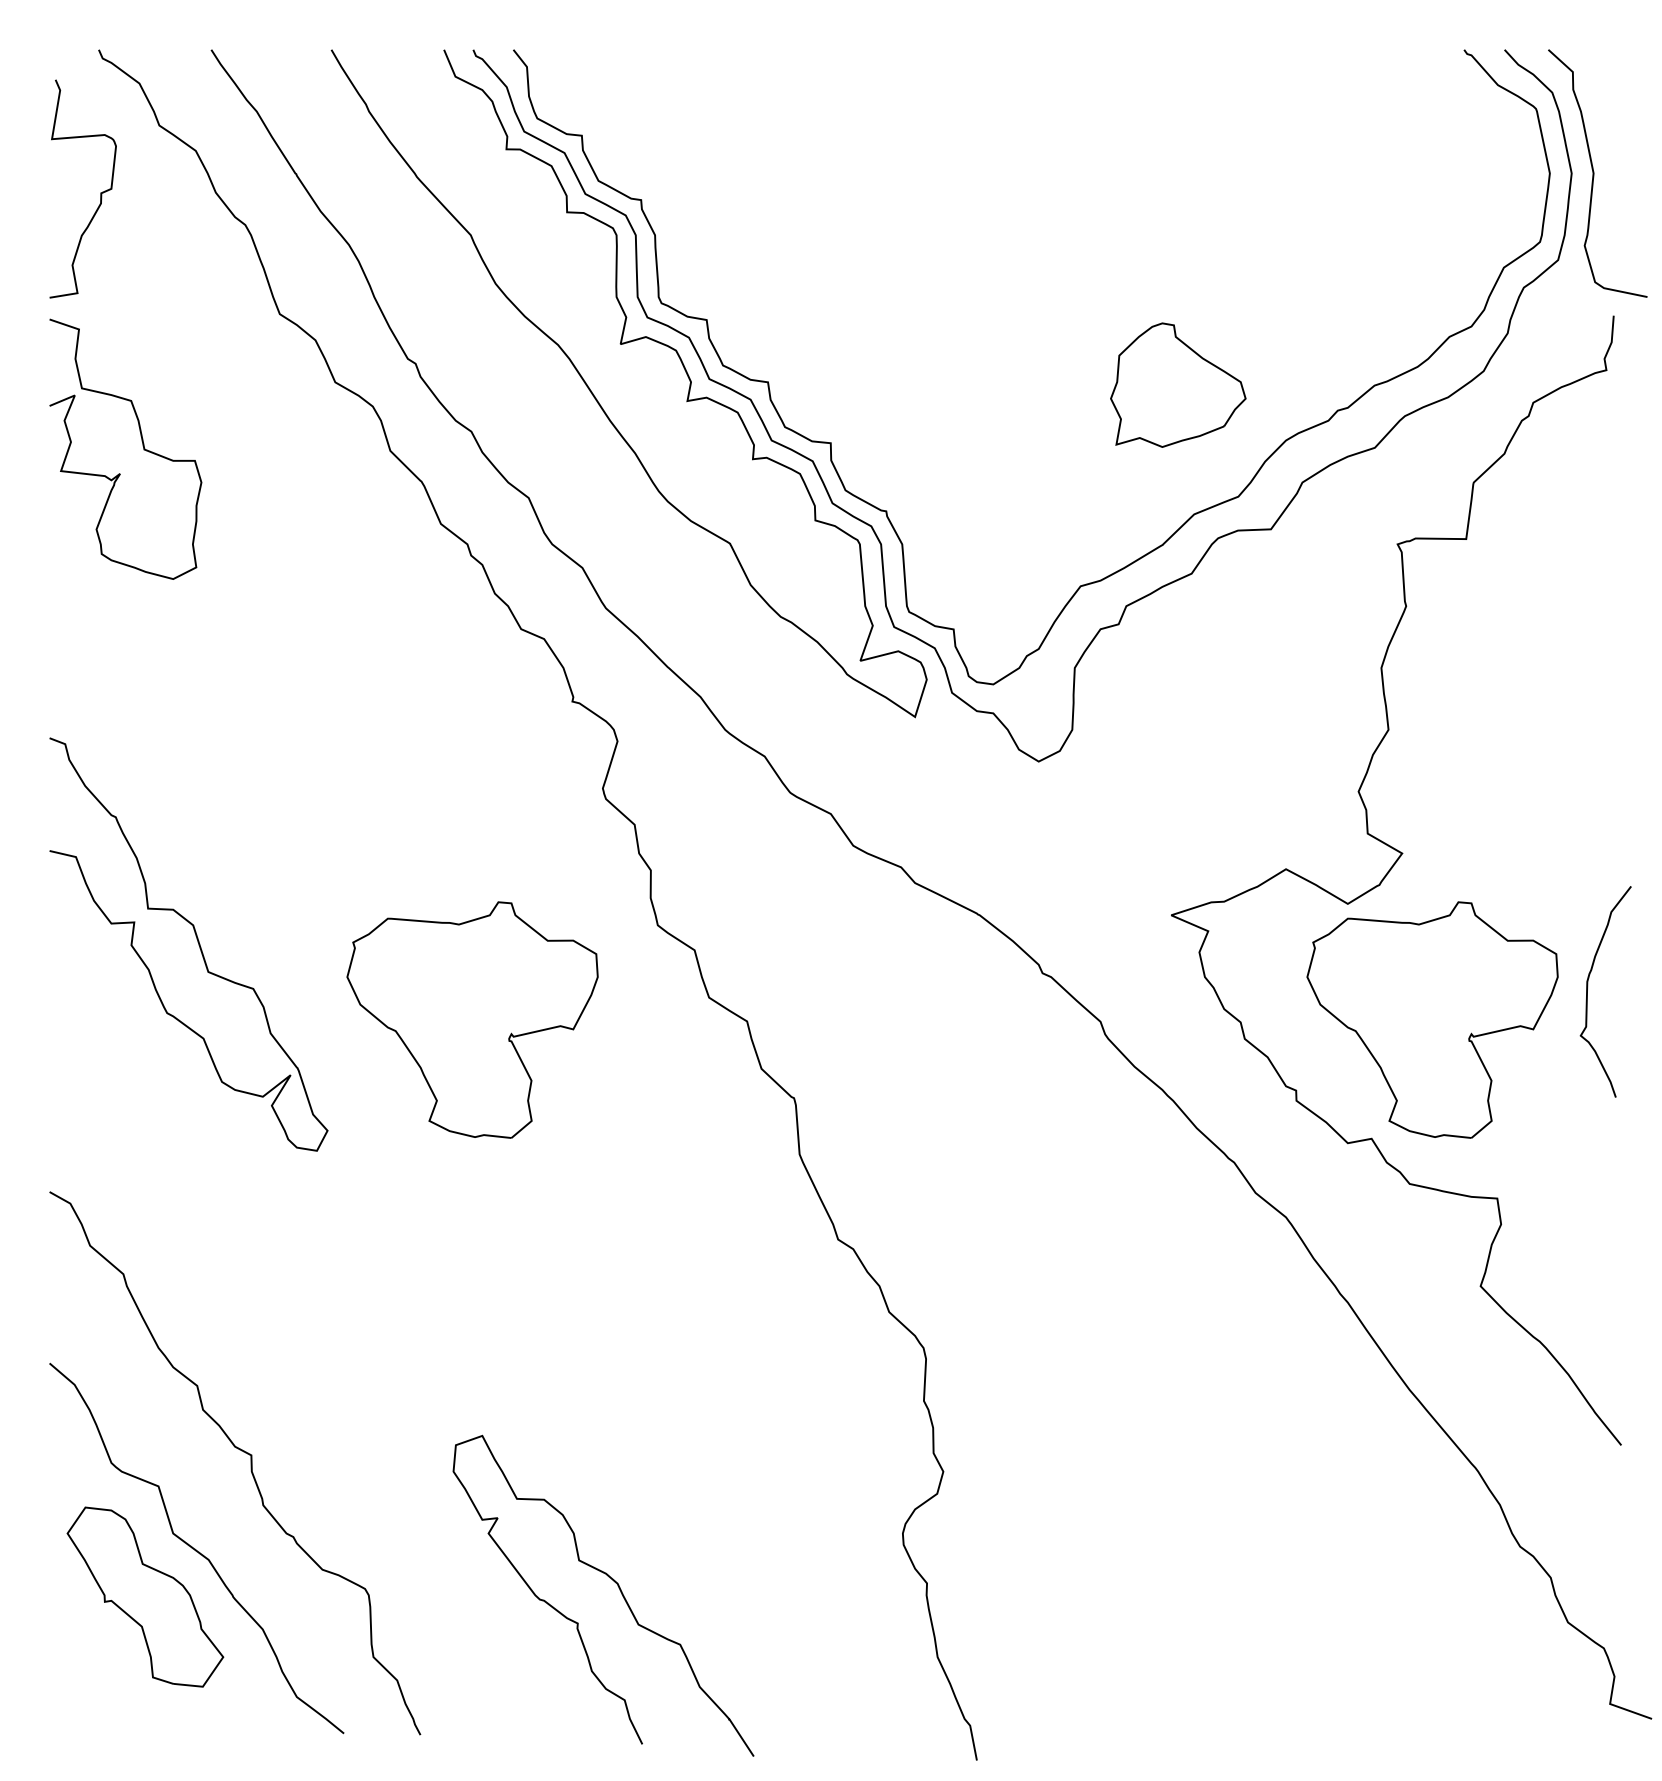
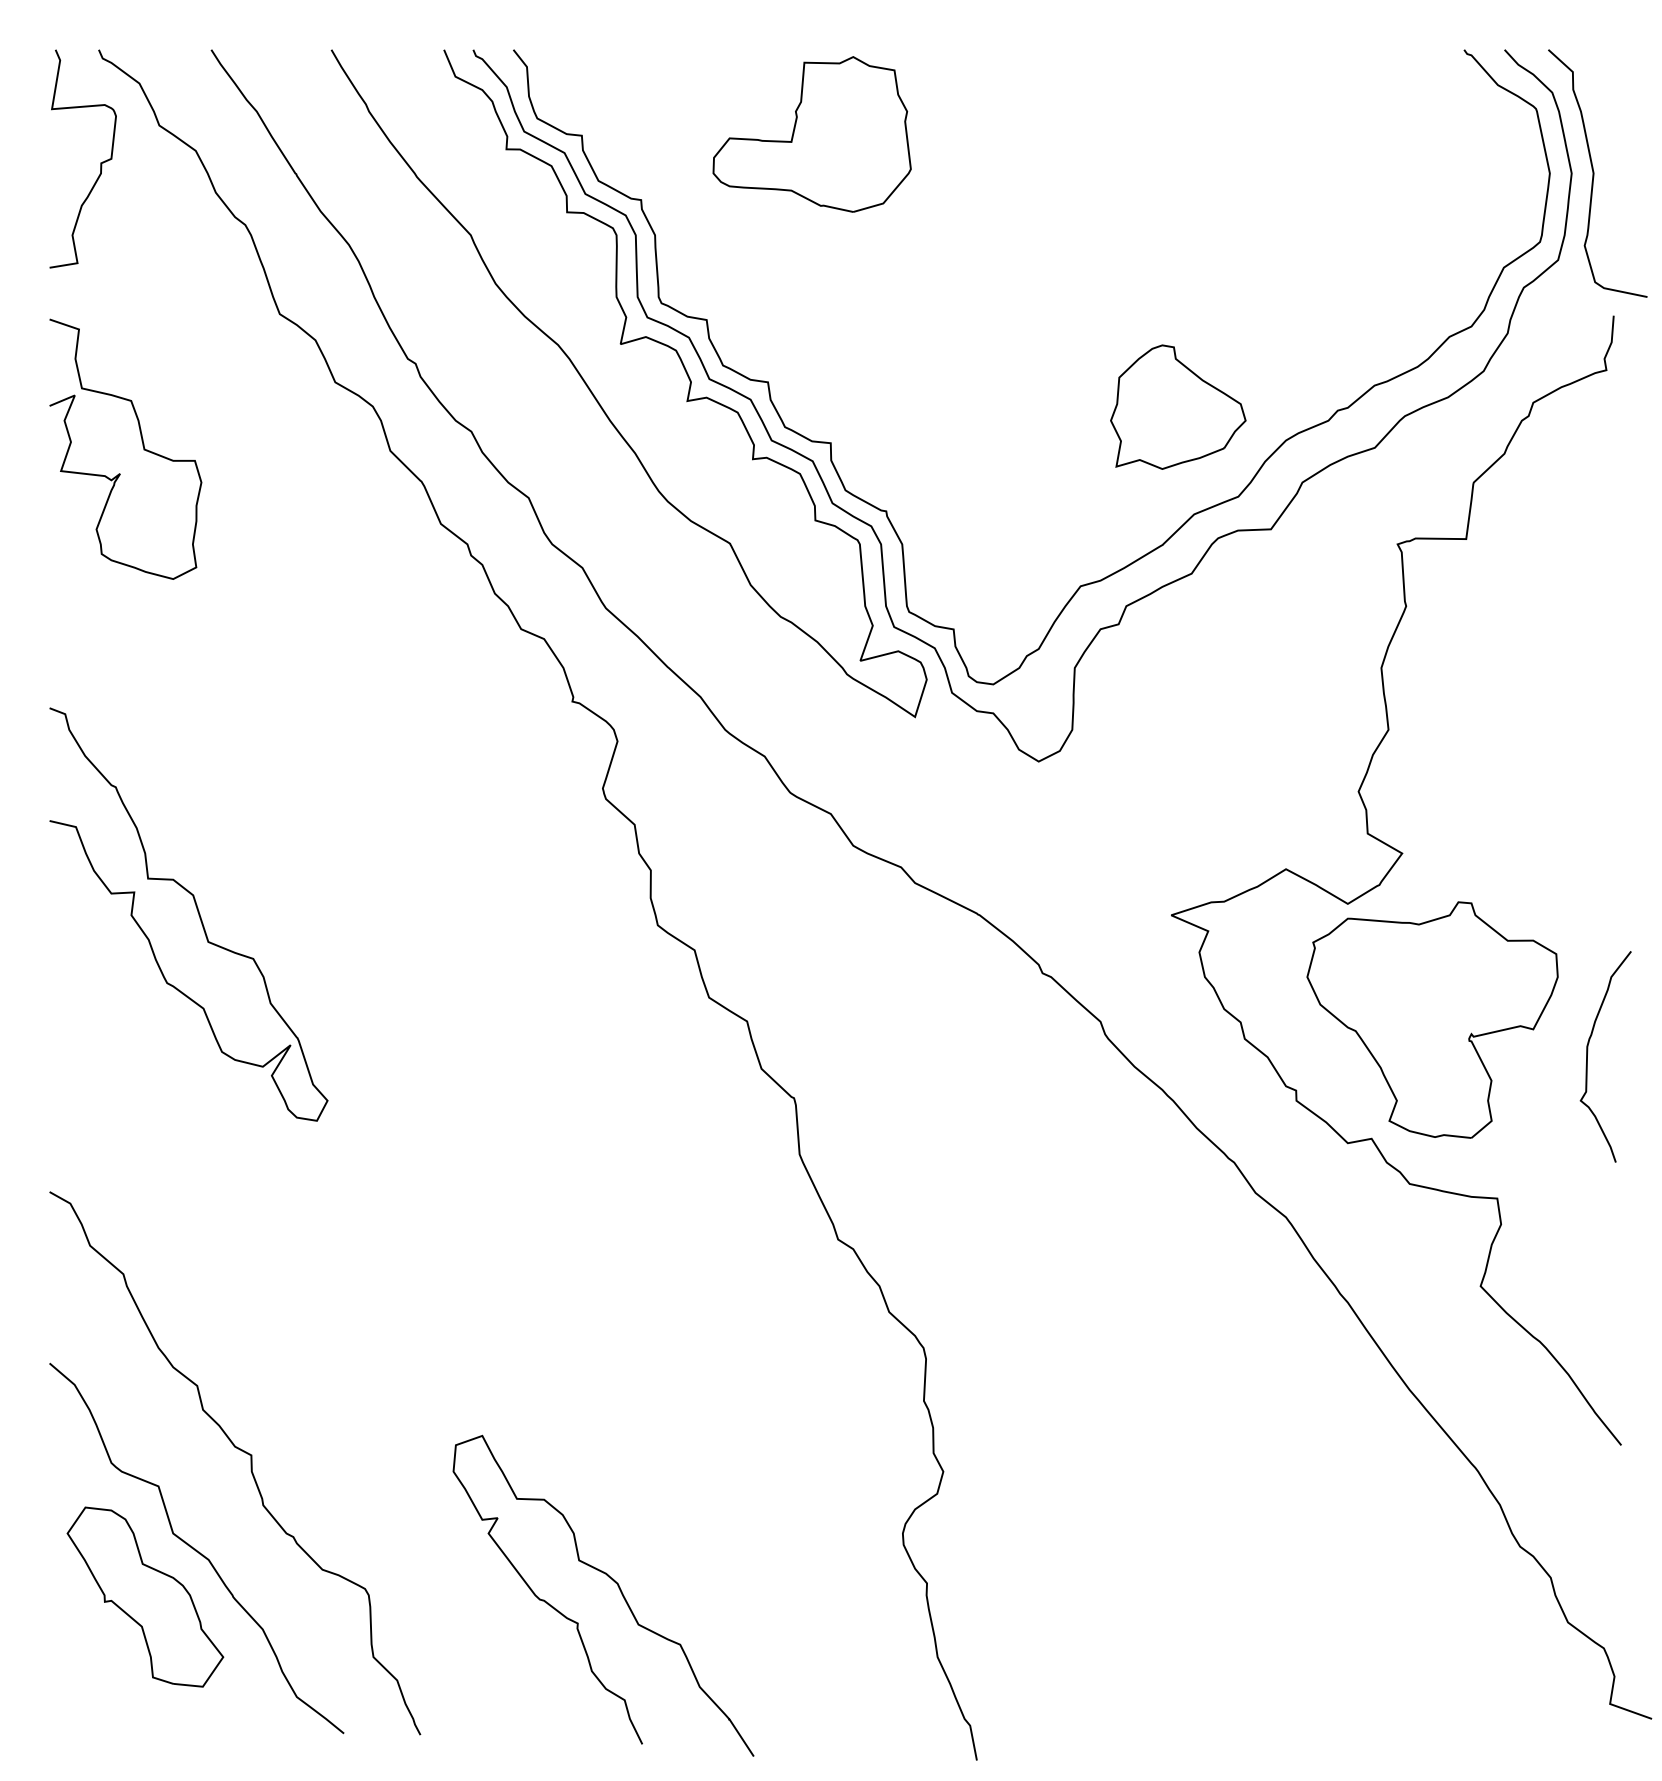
part: none -> present (811, 134)
curve position: (100, 192) -> (100, 162) (100, 162)
part position: (1178, 384) -> (1178, 406) (1178, 406)
curve position: (197, 942) -> (197, 912) (197, 912)
curve position: (1588, 986) -> (1588, 1051) (1588, 1051)
part: present -> none (472, 1019)
